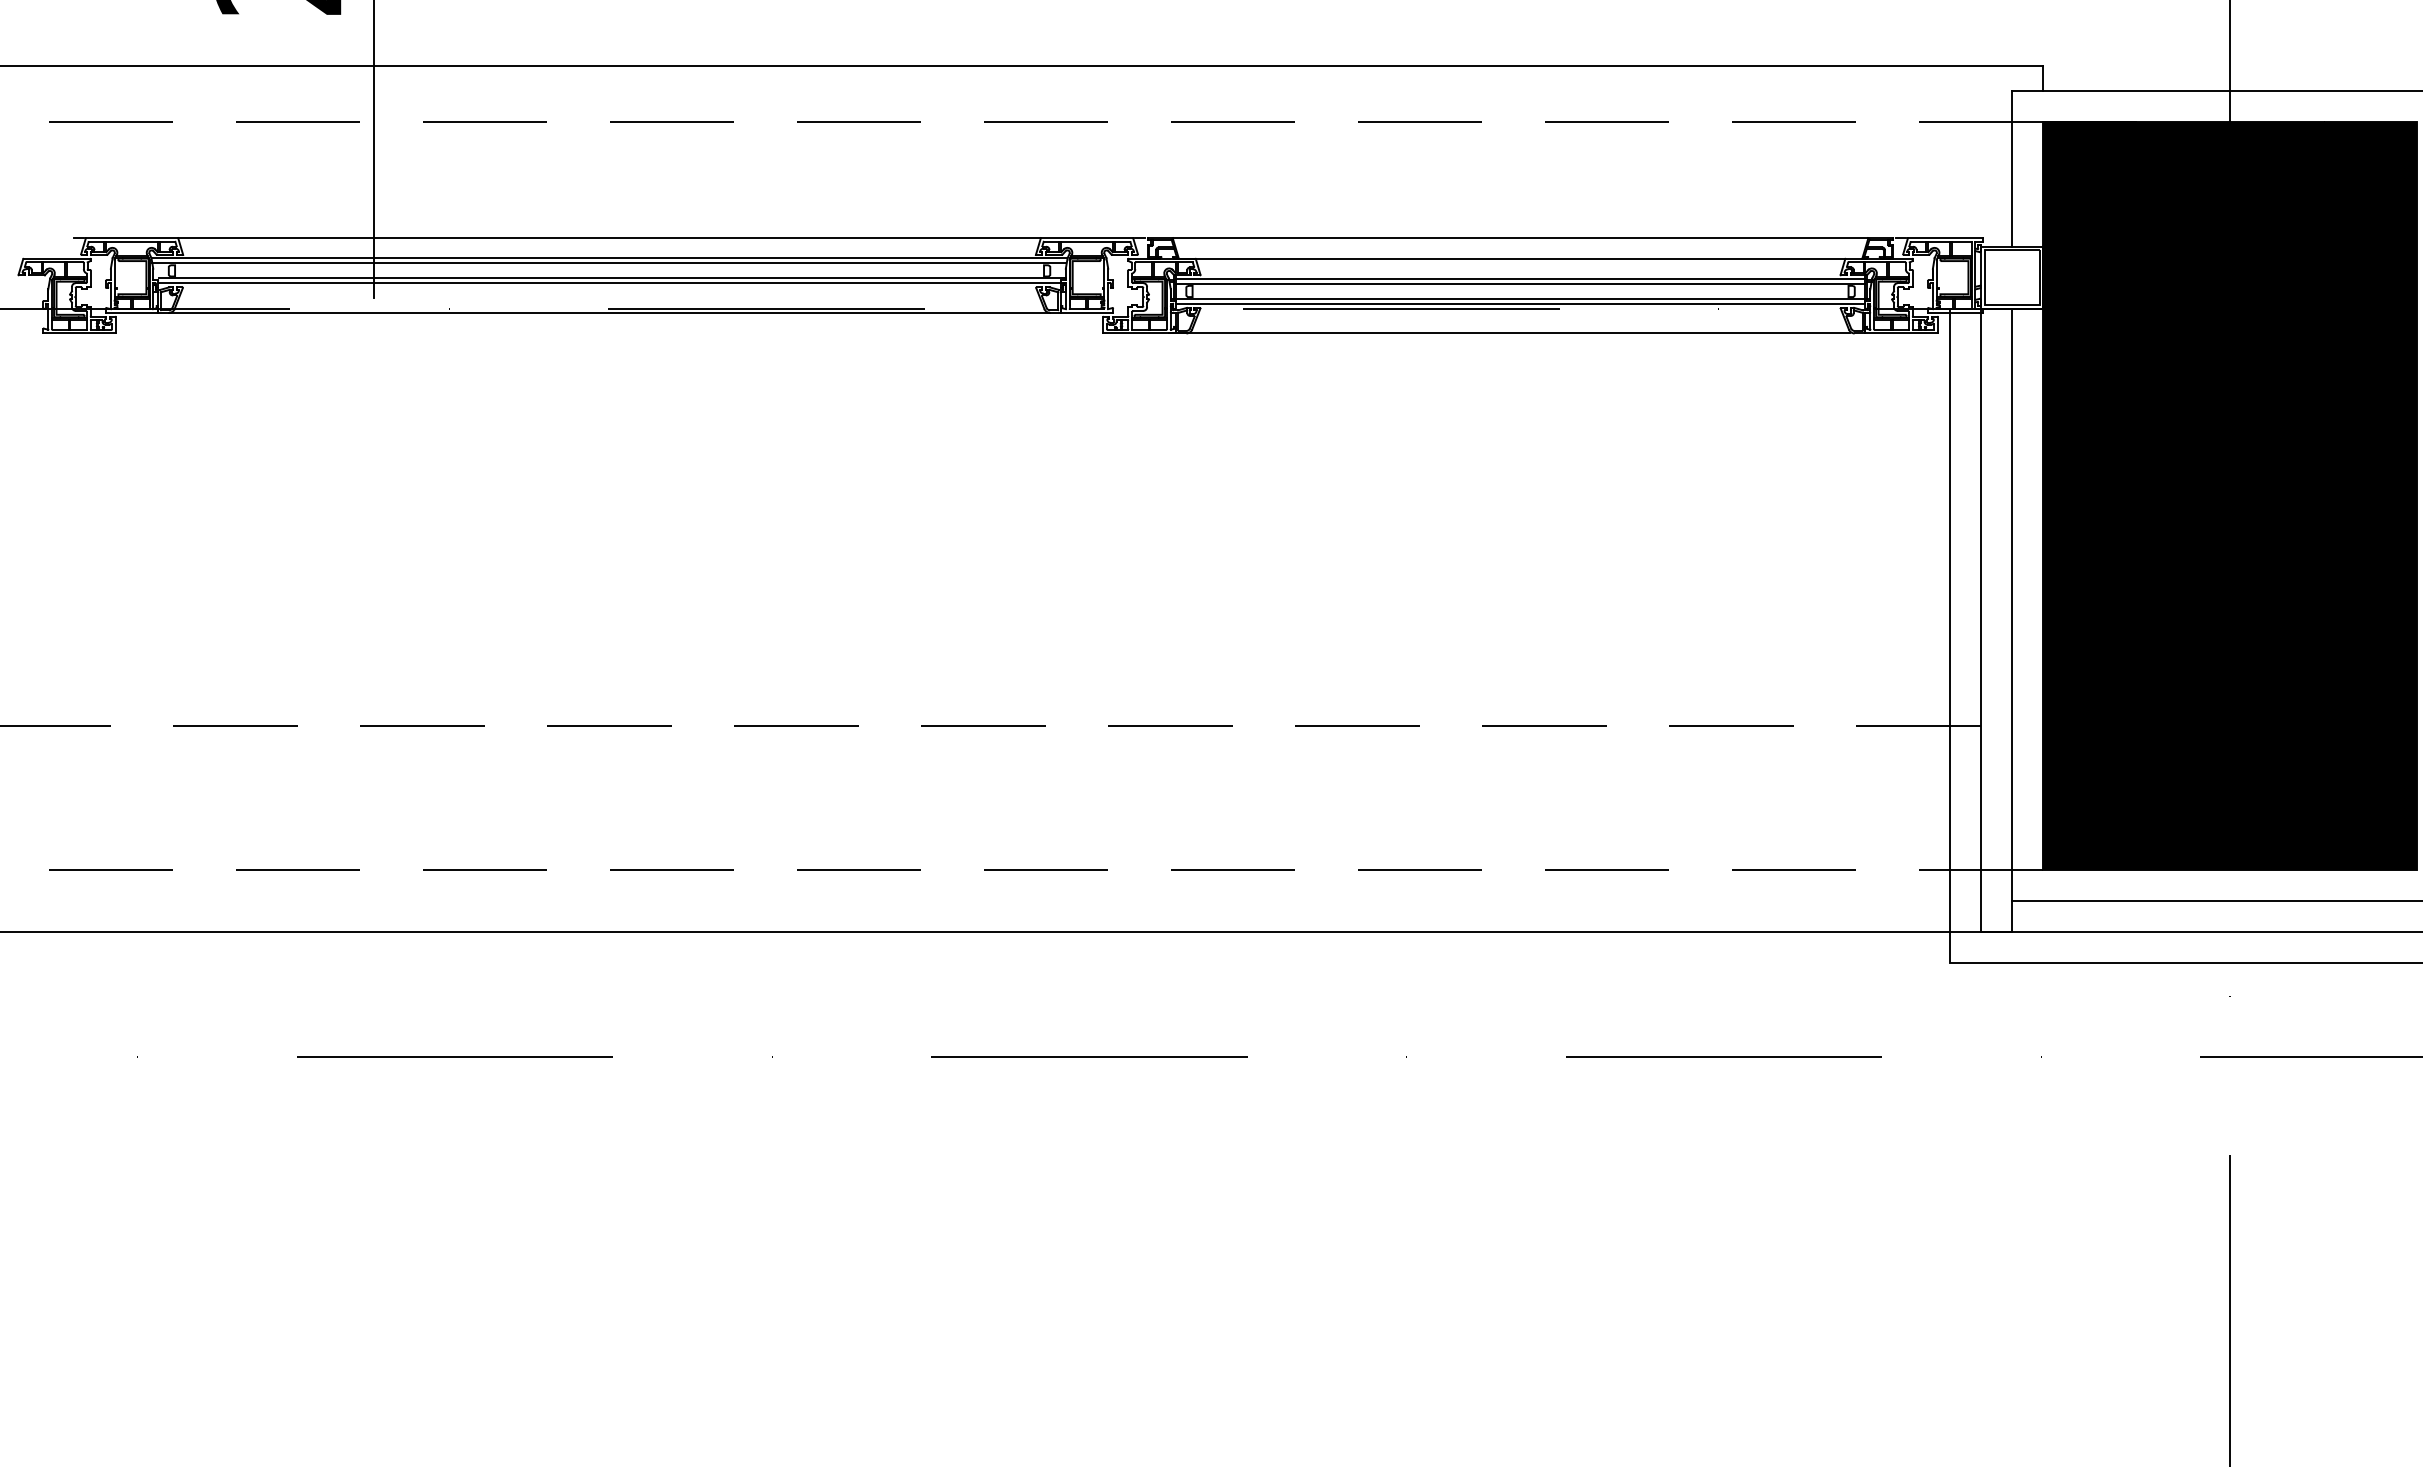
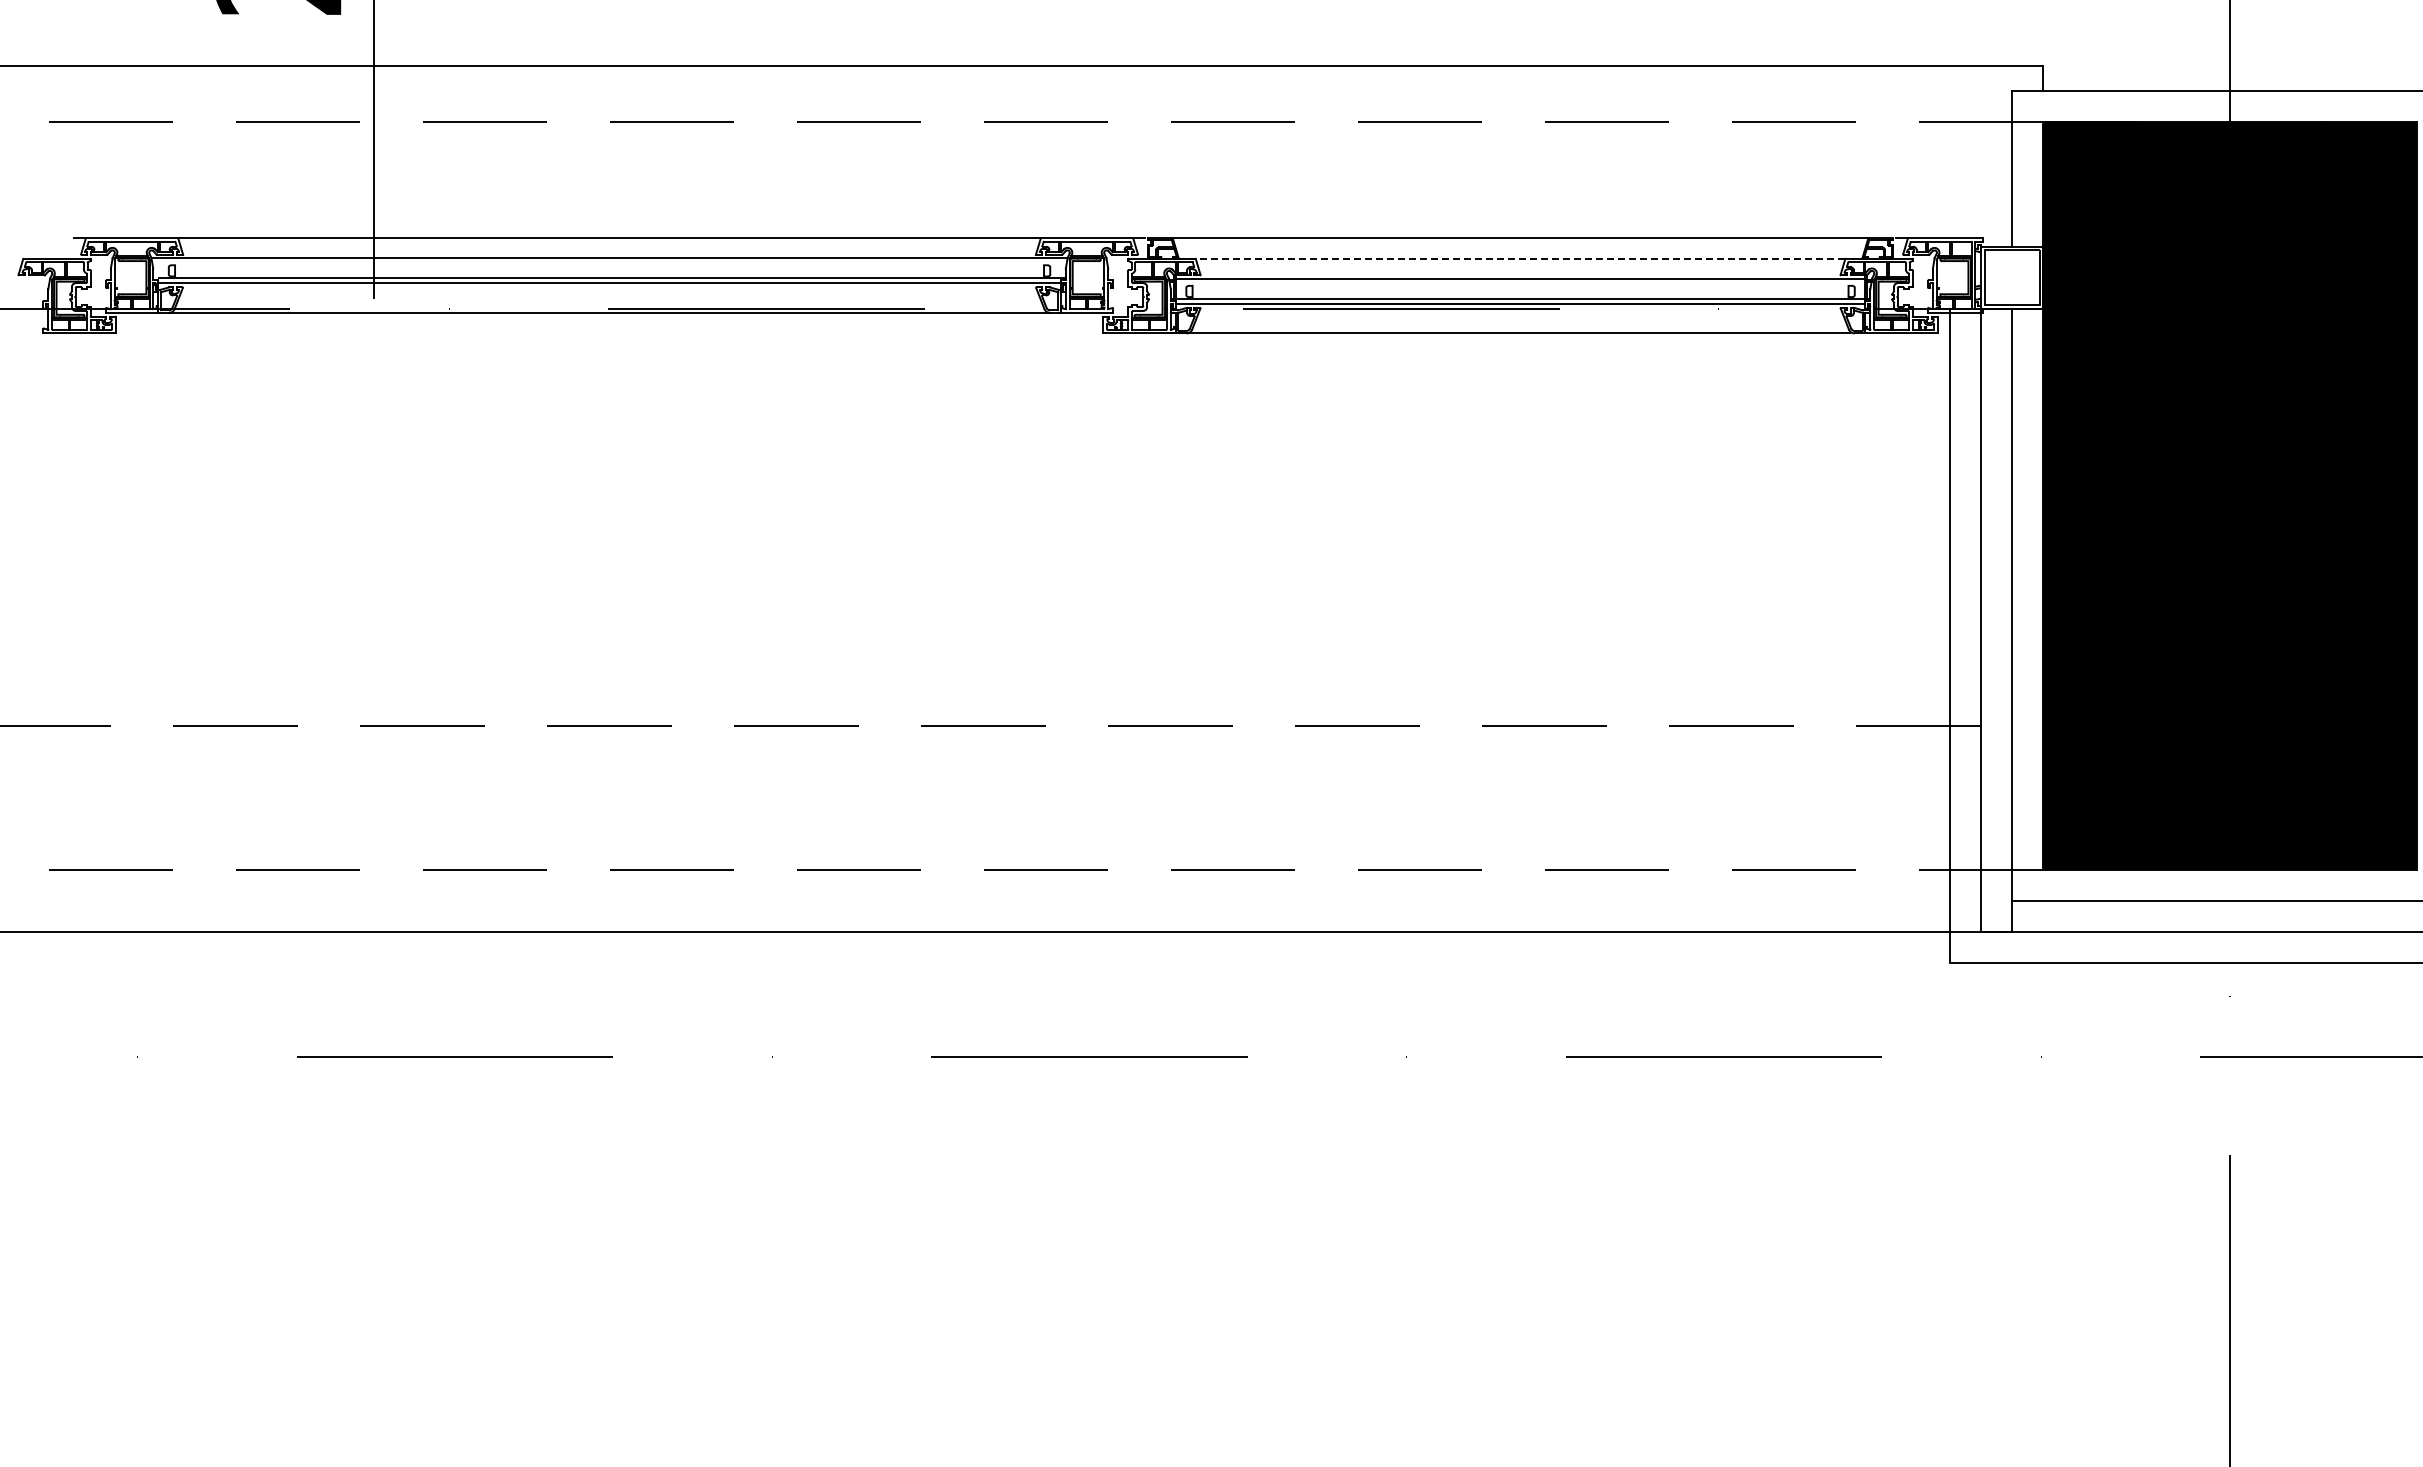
line: solid -> dashed (1511, 258)
line: present -> none (608, 263)
line: present -> none (1520, 283)
